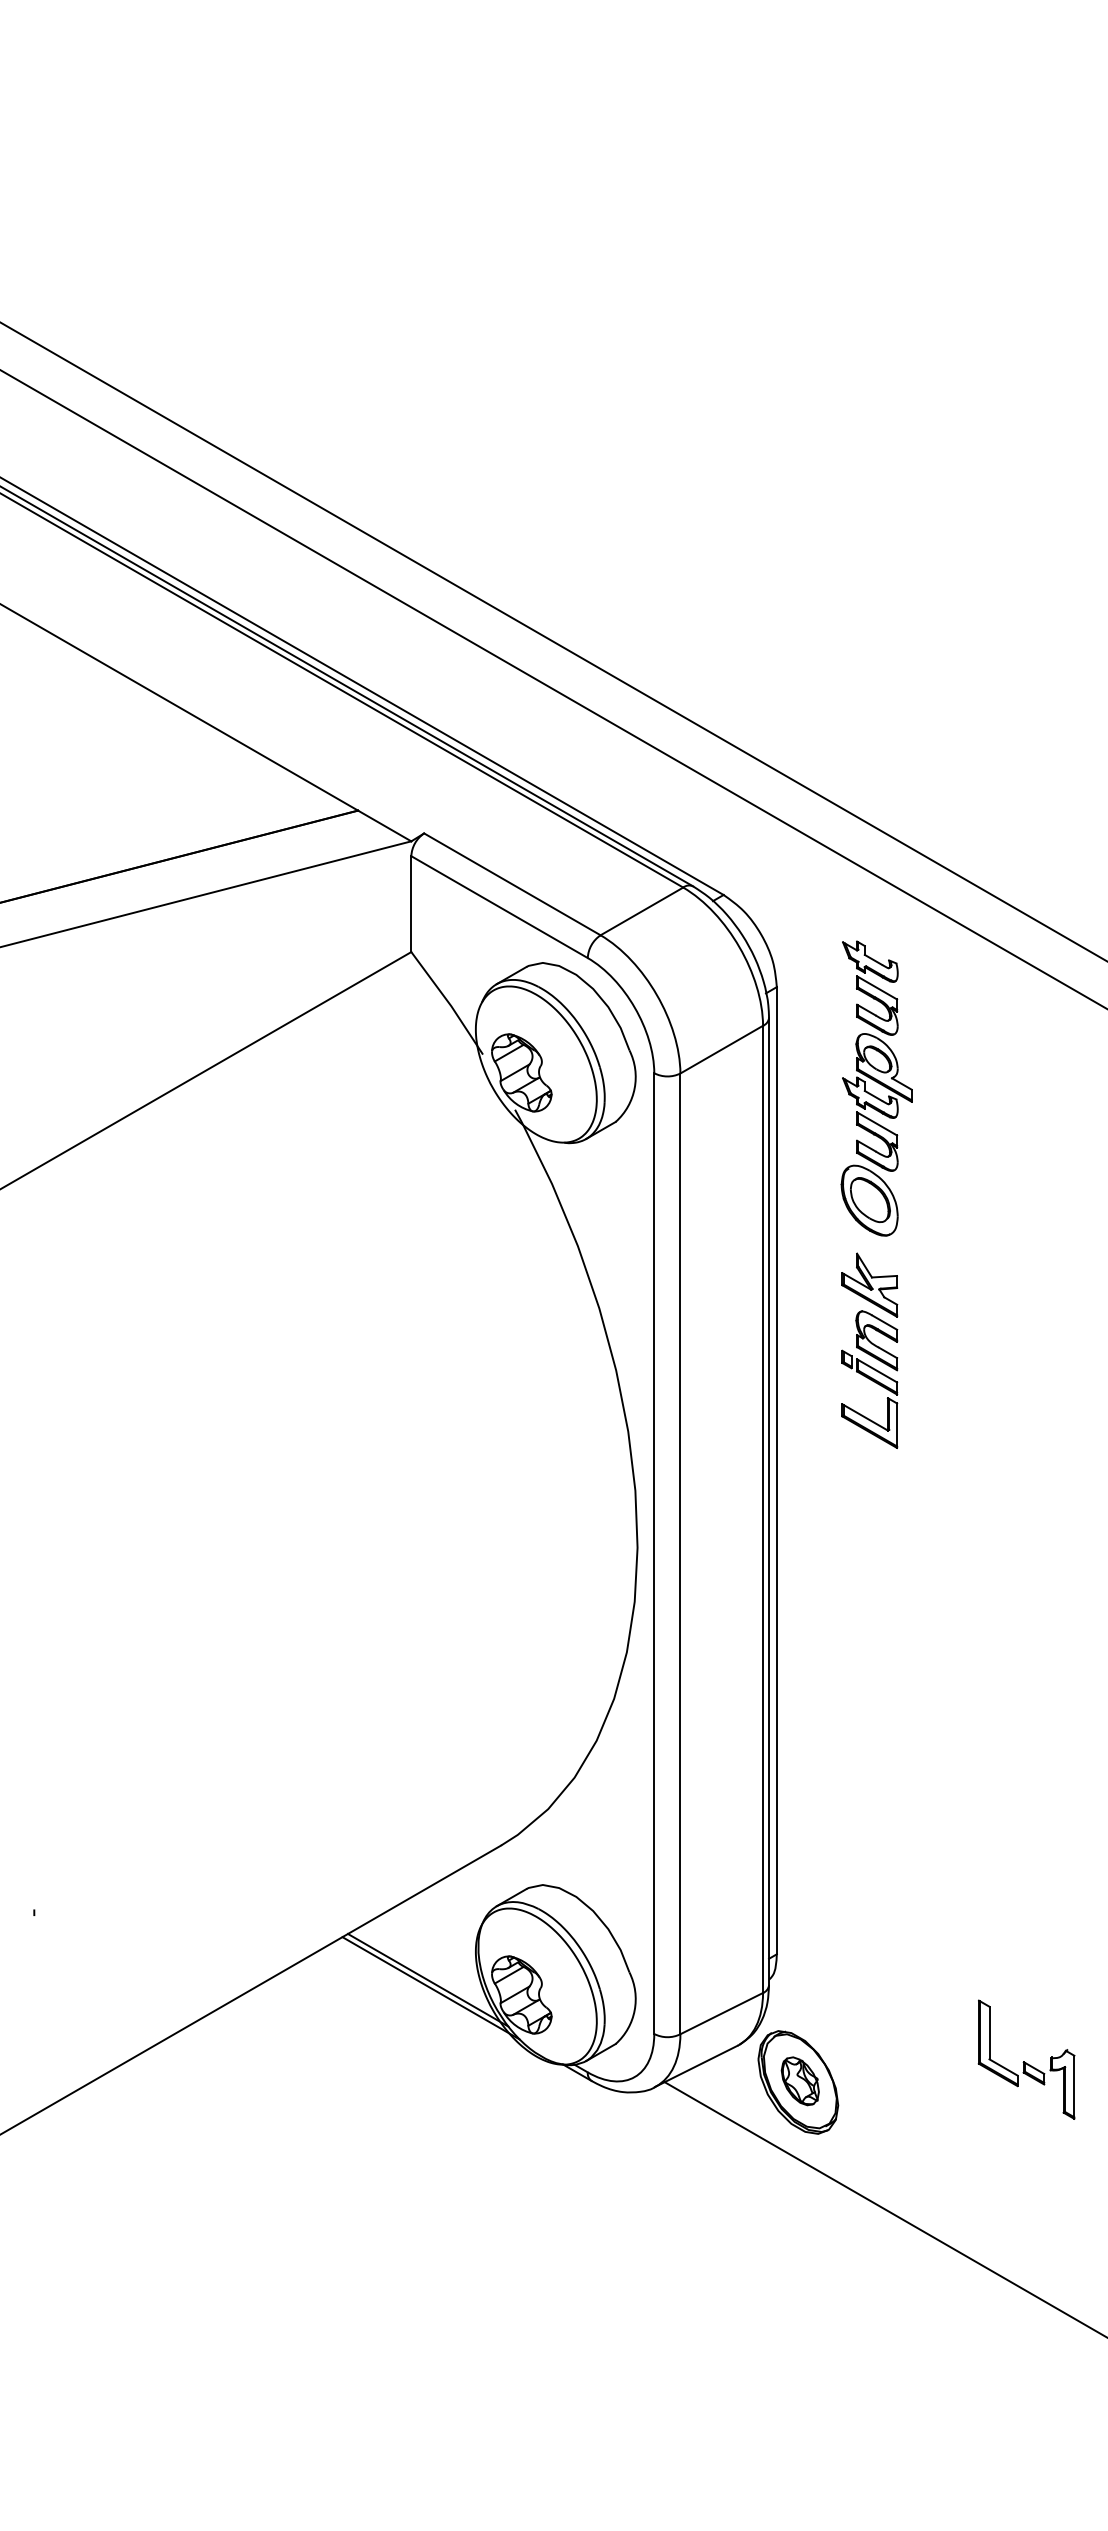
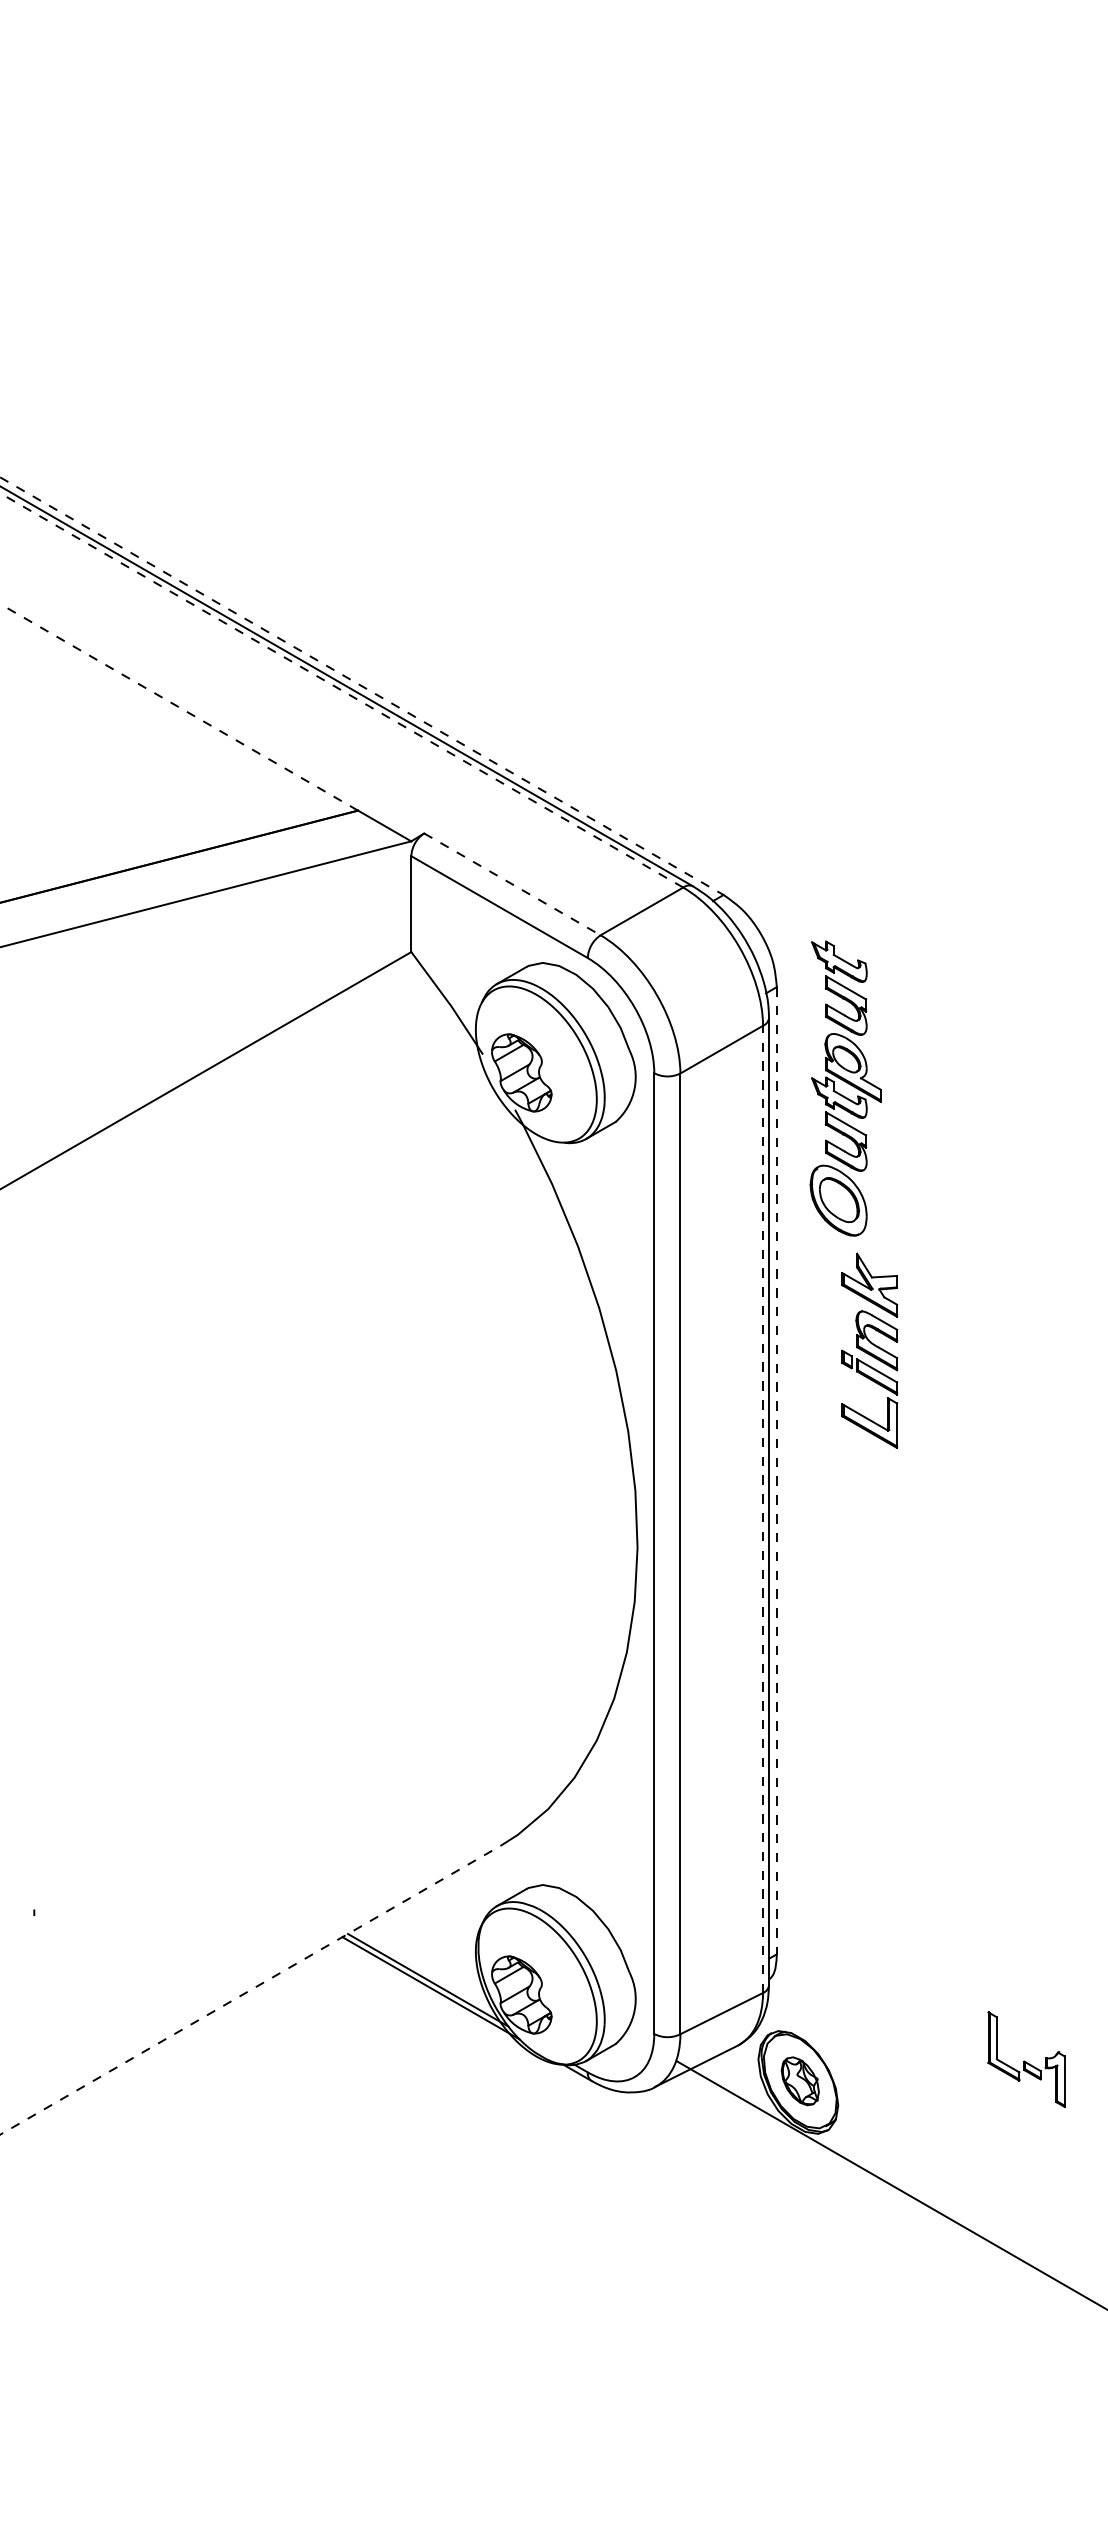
line: present -> none (553, 641)
line: solid -> dashed (361, 686)
line: present -> none (553, 689)
line: solid -> dashed (341, 690)
line: solid -> dashed (179, 707)
line: solid -> dashed (512, 884)
part position: (876, 1088) -> (845, 1088) (845, 1088)
line: solid -> dashed (776, 1470)
line: solid -> dashed (763, 1509)
line: solid -> dashed (250, 1990)
part size: 99x121 px -> 79x97 px (1026, 2059)
line position: (884, 2209) -> (890, 2184) (890, 2184)
